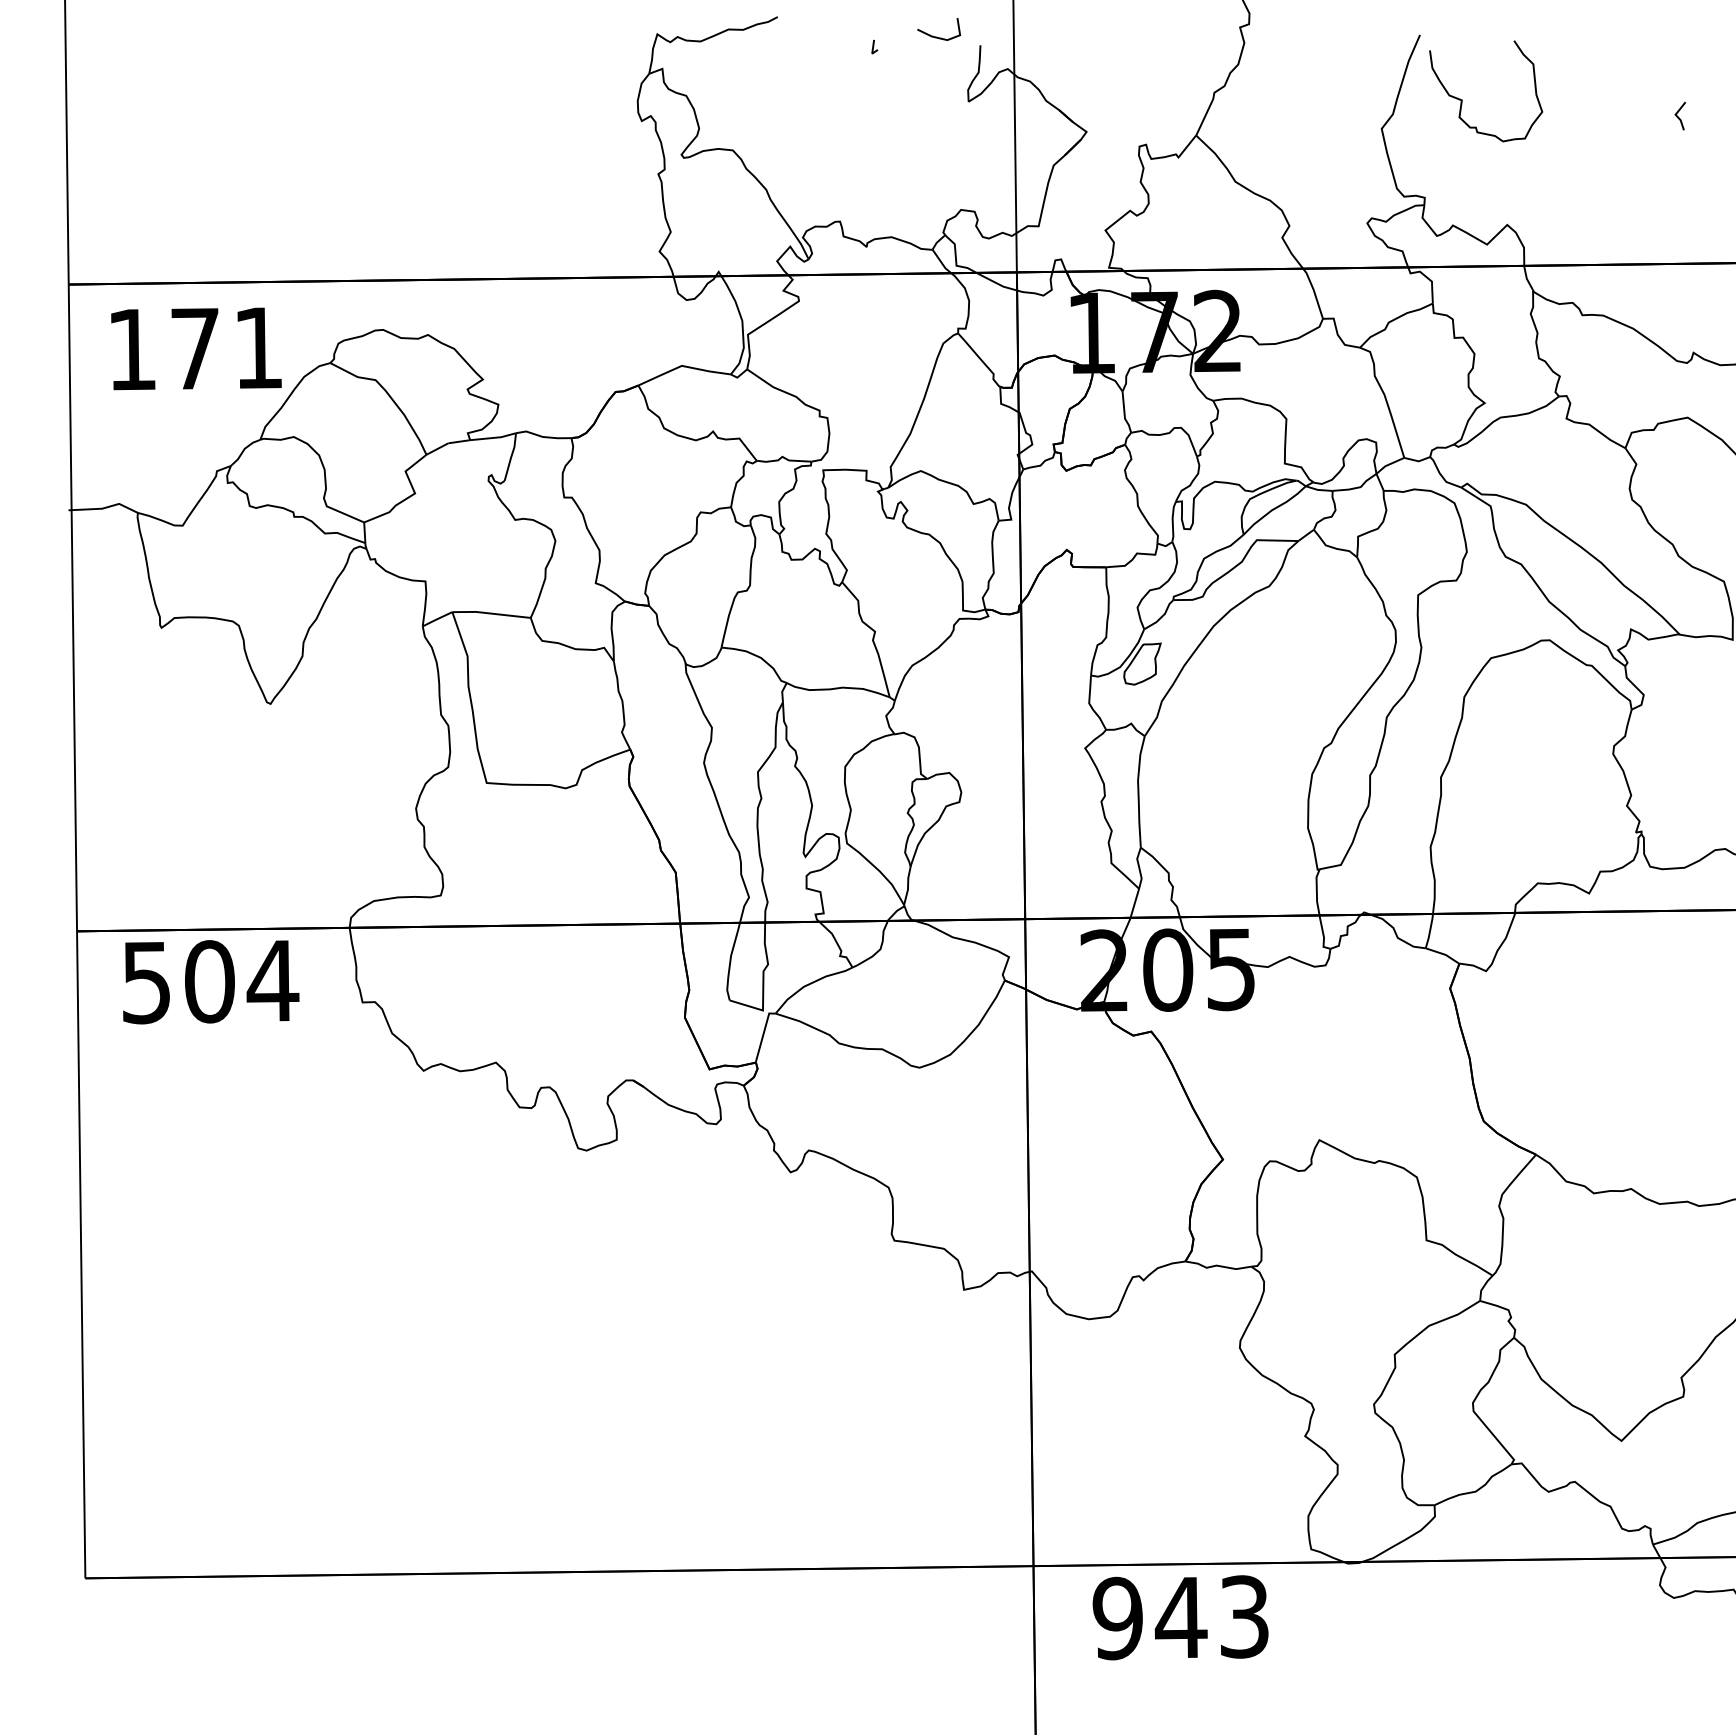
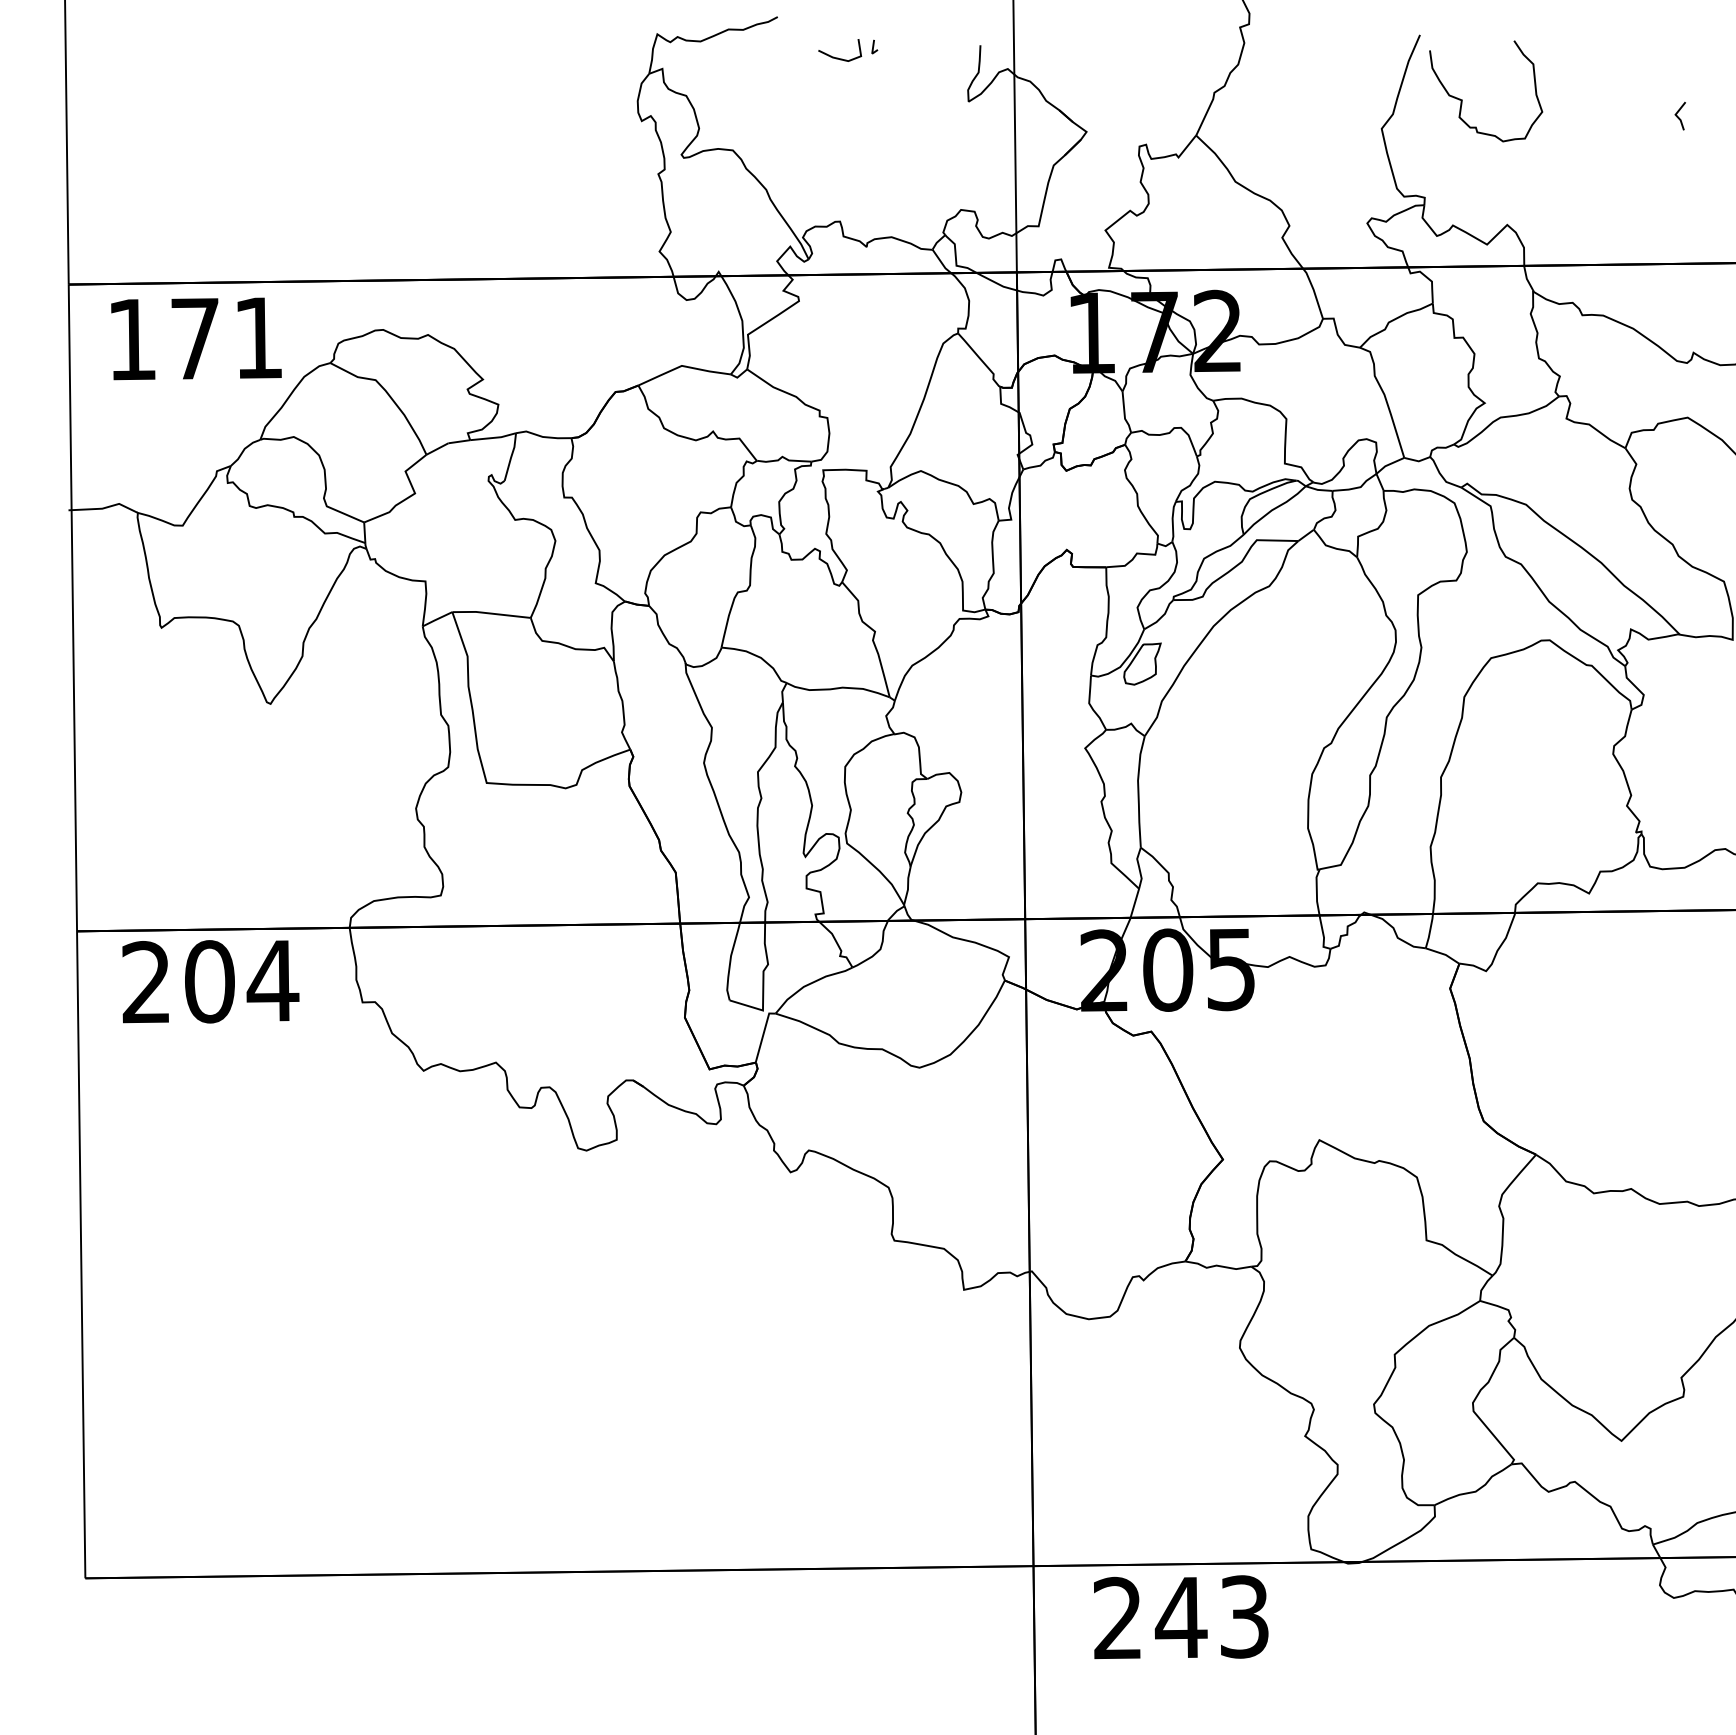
line position: (937, 36) -> (838, 57) (838, 57)
text position: (196, 348) -> (196, 338) (196, 338)
text: 504 -> 204 (145, 982)
text: 943 -> 243 (1117, 1618)
